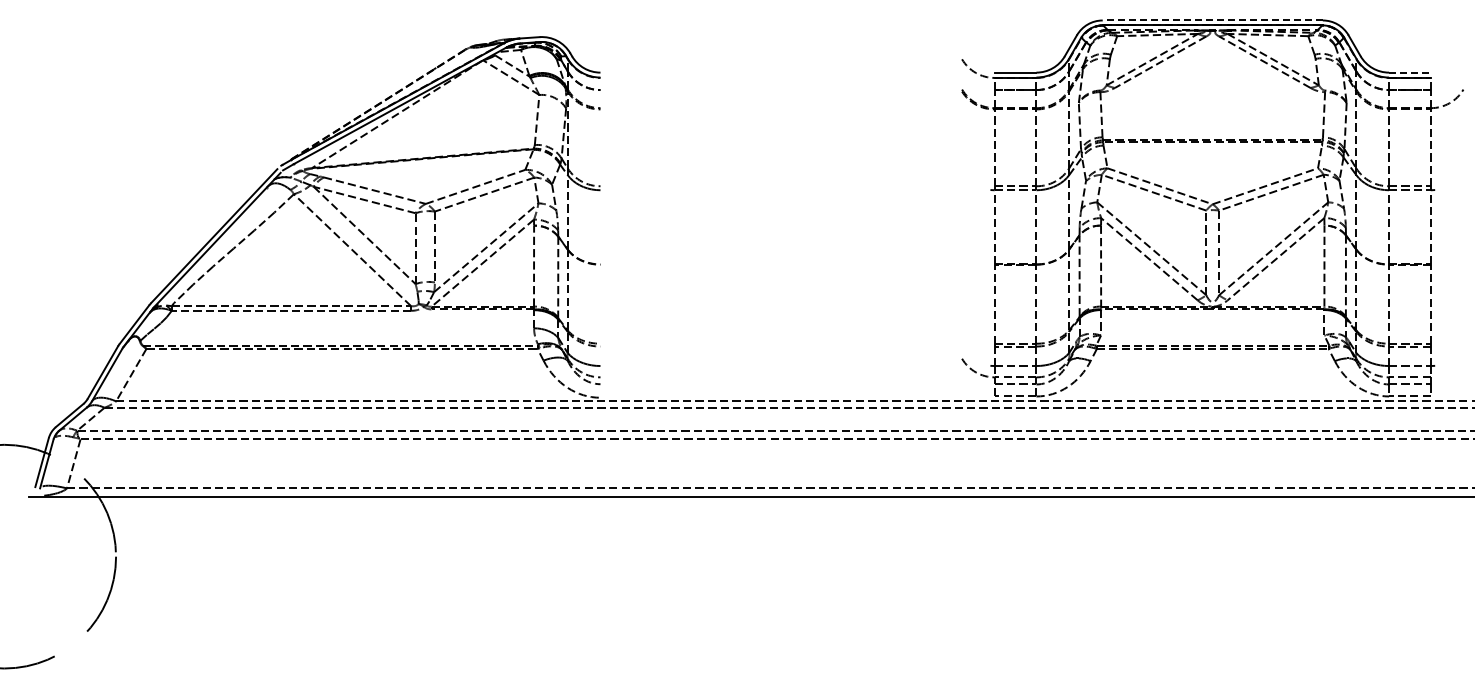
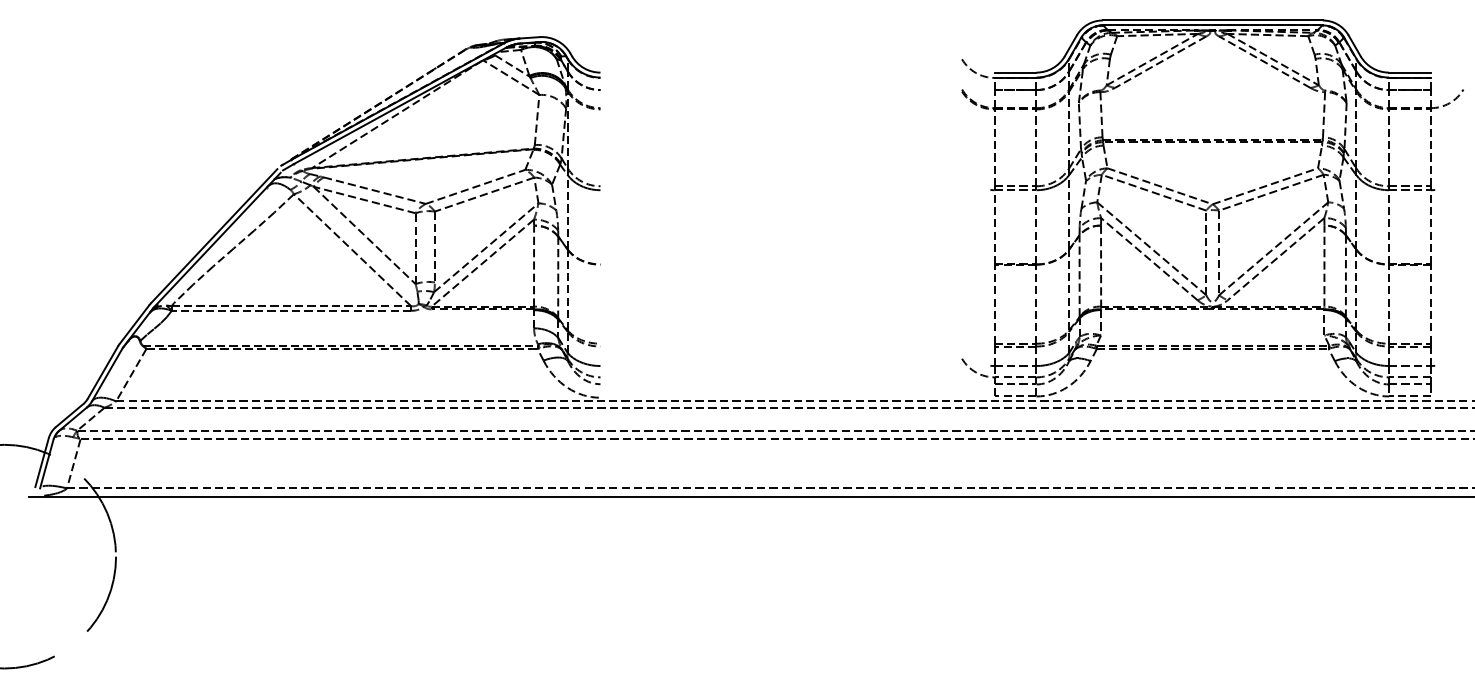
line: dashed -> solid (1212, 20)
line: dashed -> solid (1409, 72)
